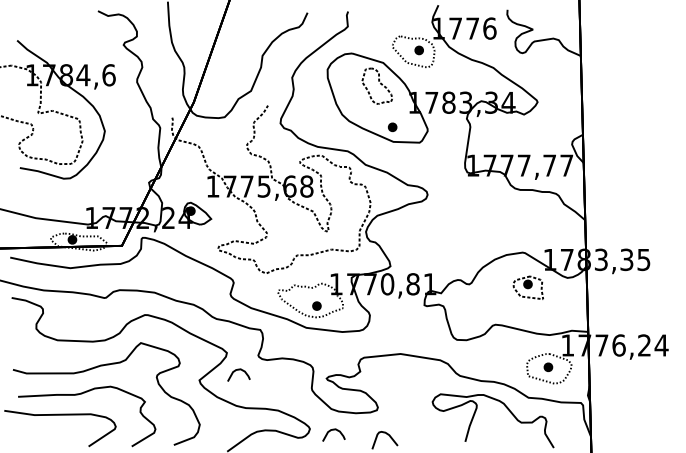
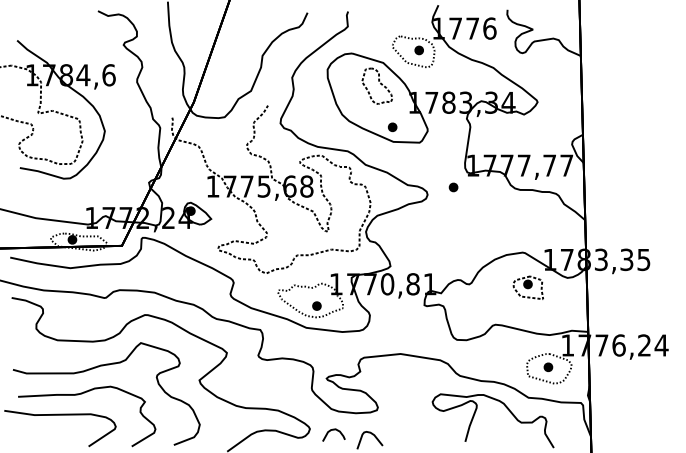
part: none -> present (453, 187)
curve: present -> none (238, 370)
curve position: (387, 435) -> (372, 435) (372, 435)
